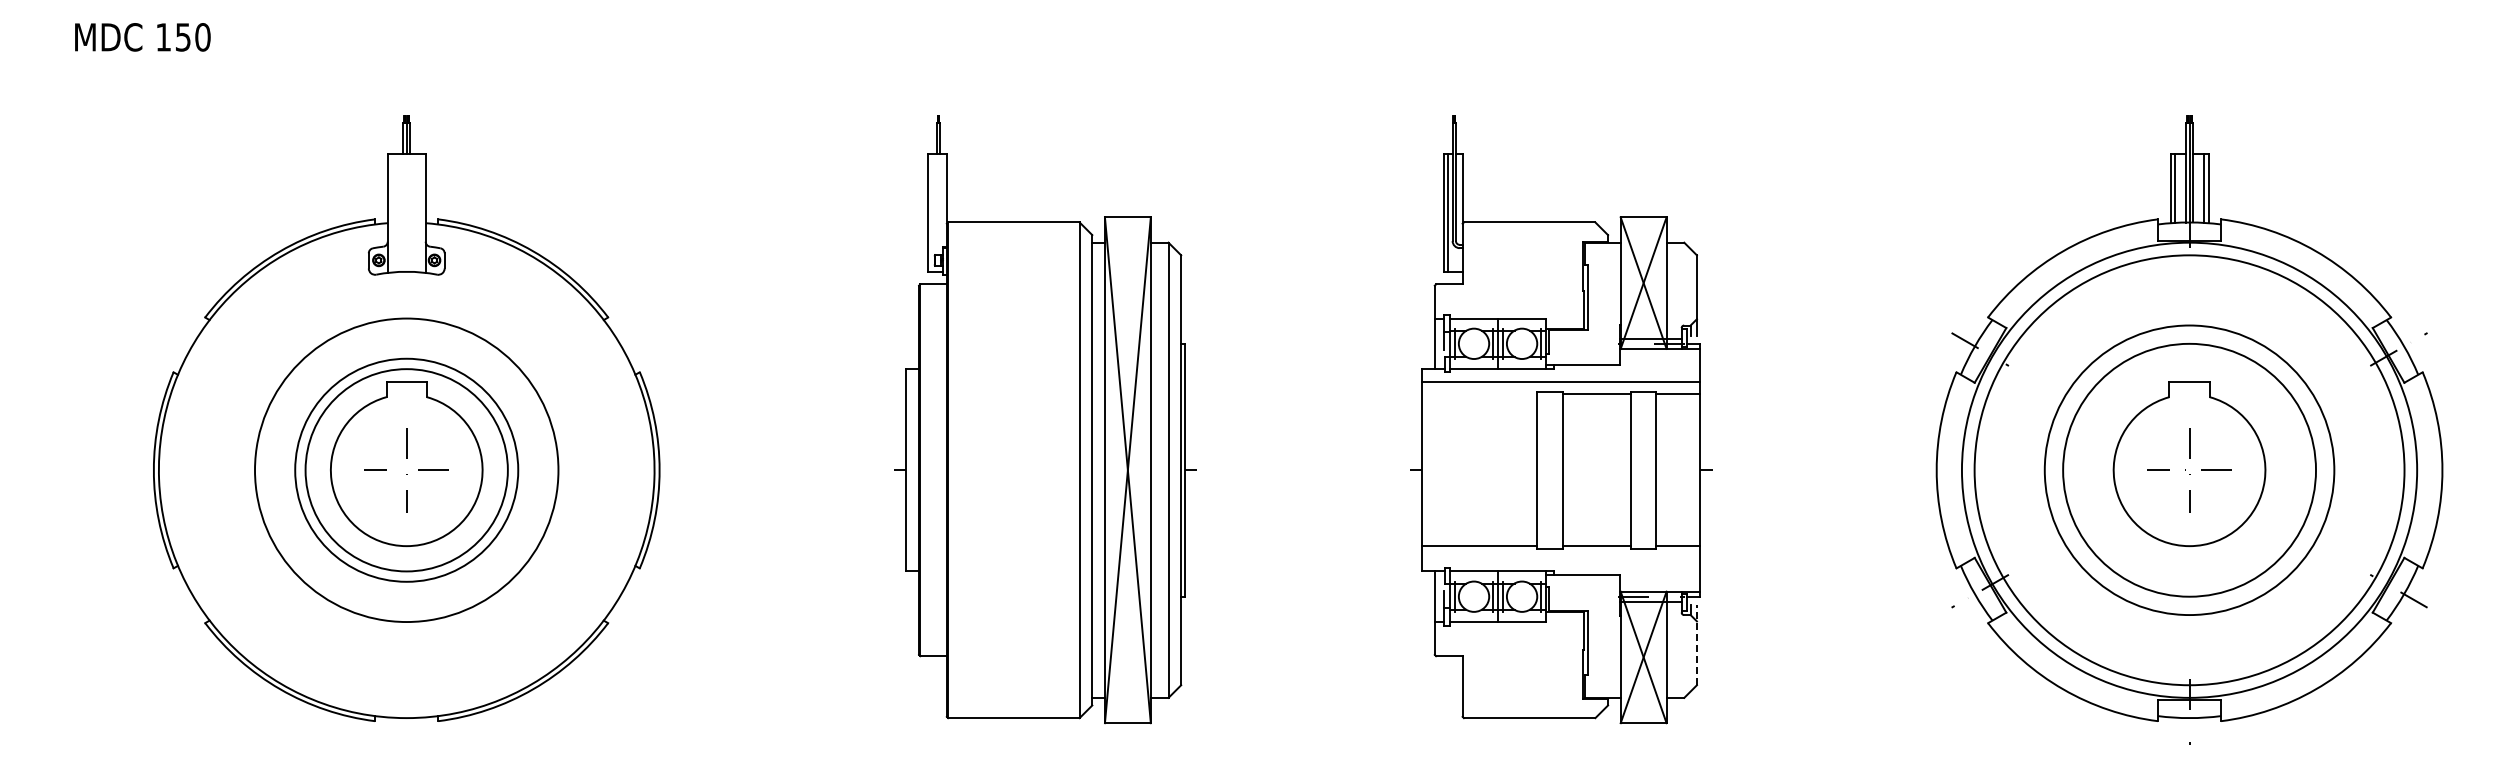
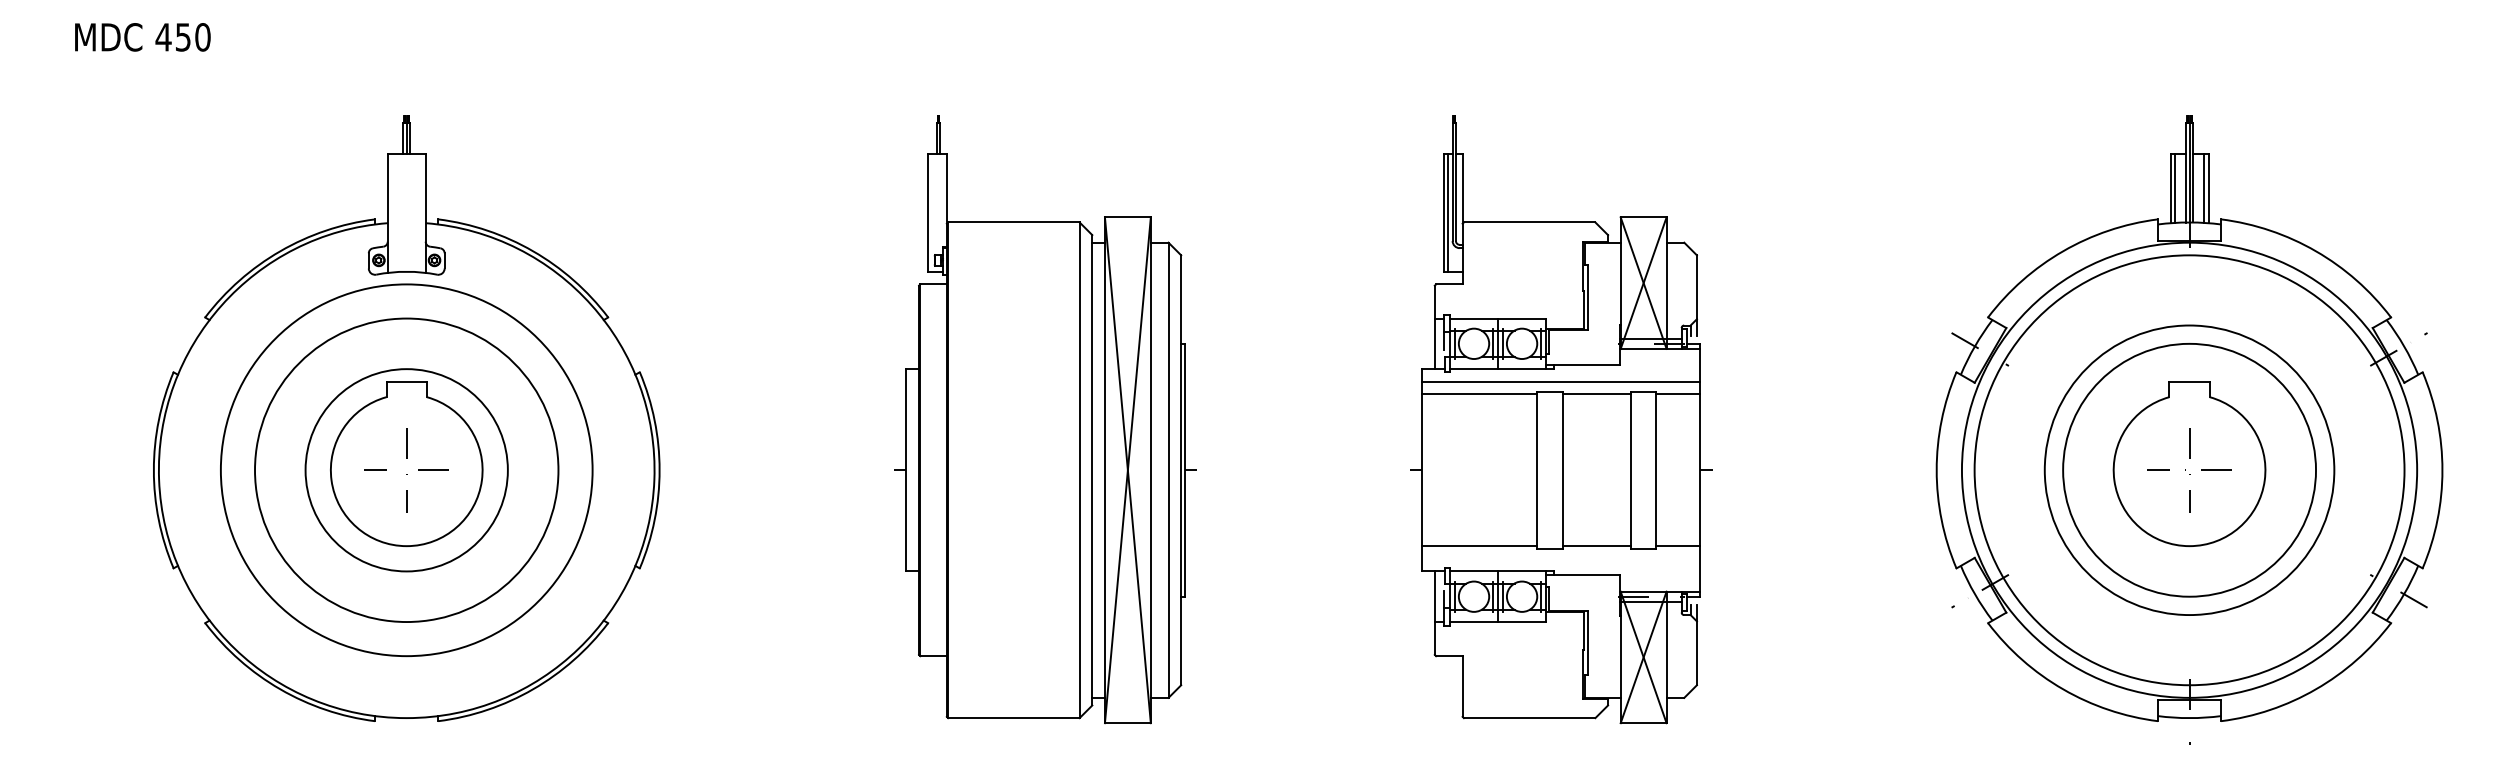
text: 150 -> 450 (163, 37)
line: none -> present (1479, 394)
circle diameter: 223 px -> 372 px (406, 470)
line: dashed -> solid (1696, 644)
